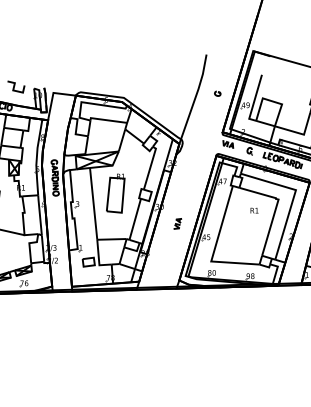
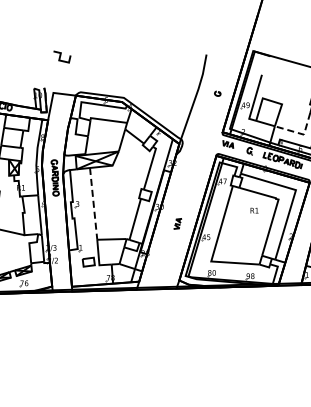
line position: (15, 85) -> (61, 55) (61, 55)
line: solid -> dashed (300, 133)
part: present -> none (115, 193)
line: solid -> dashed (93, 204)
